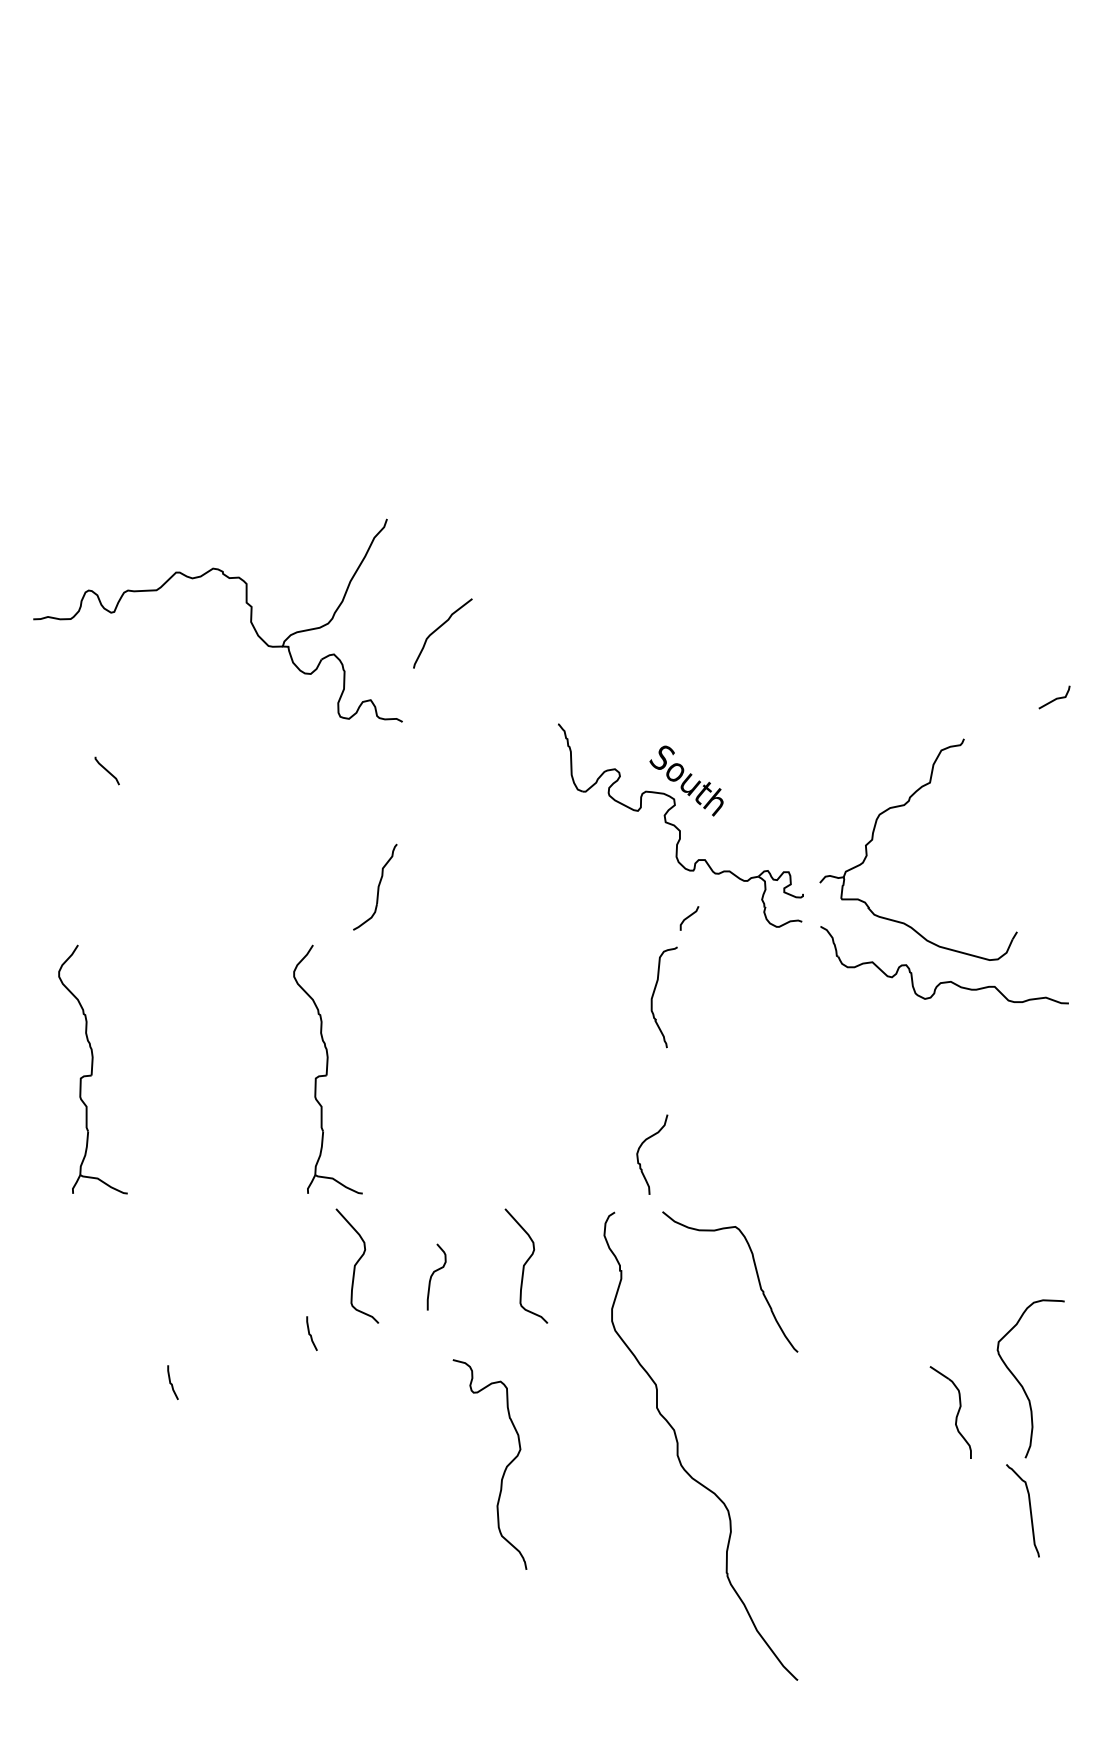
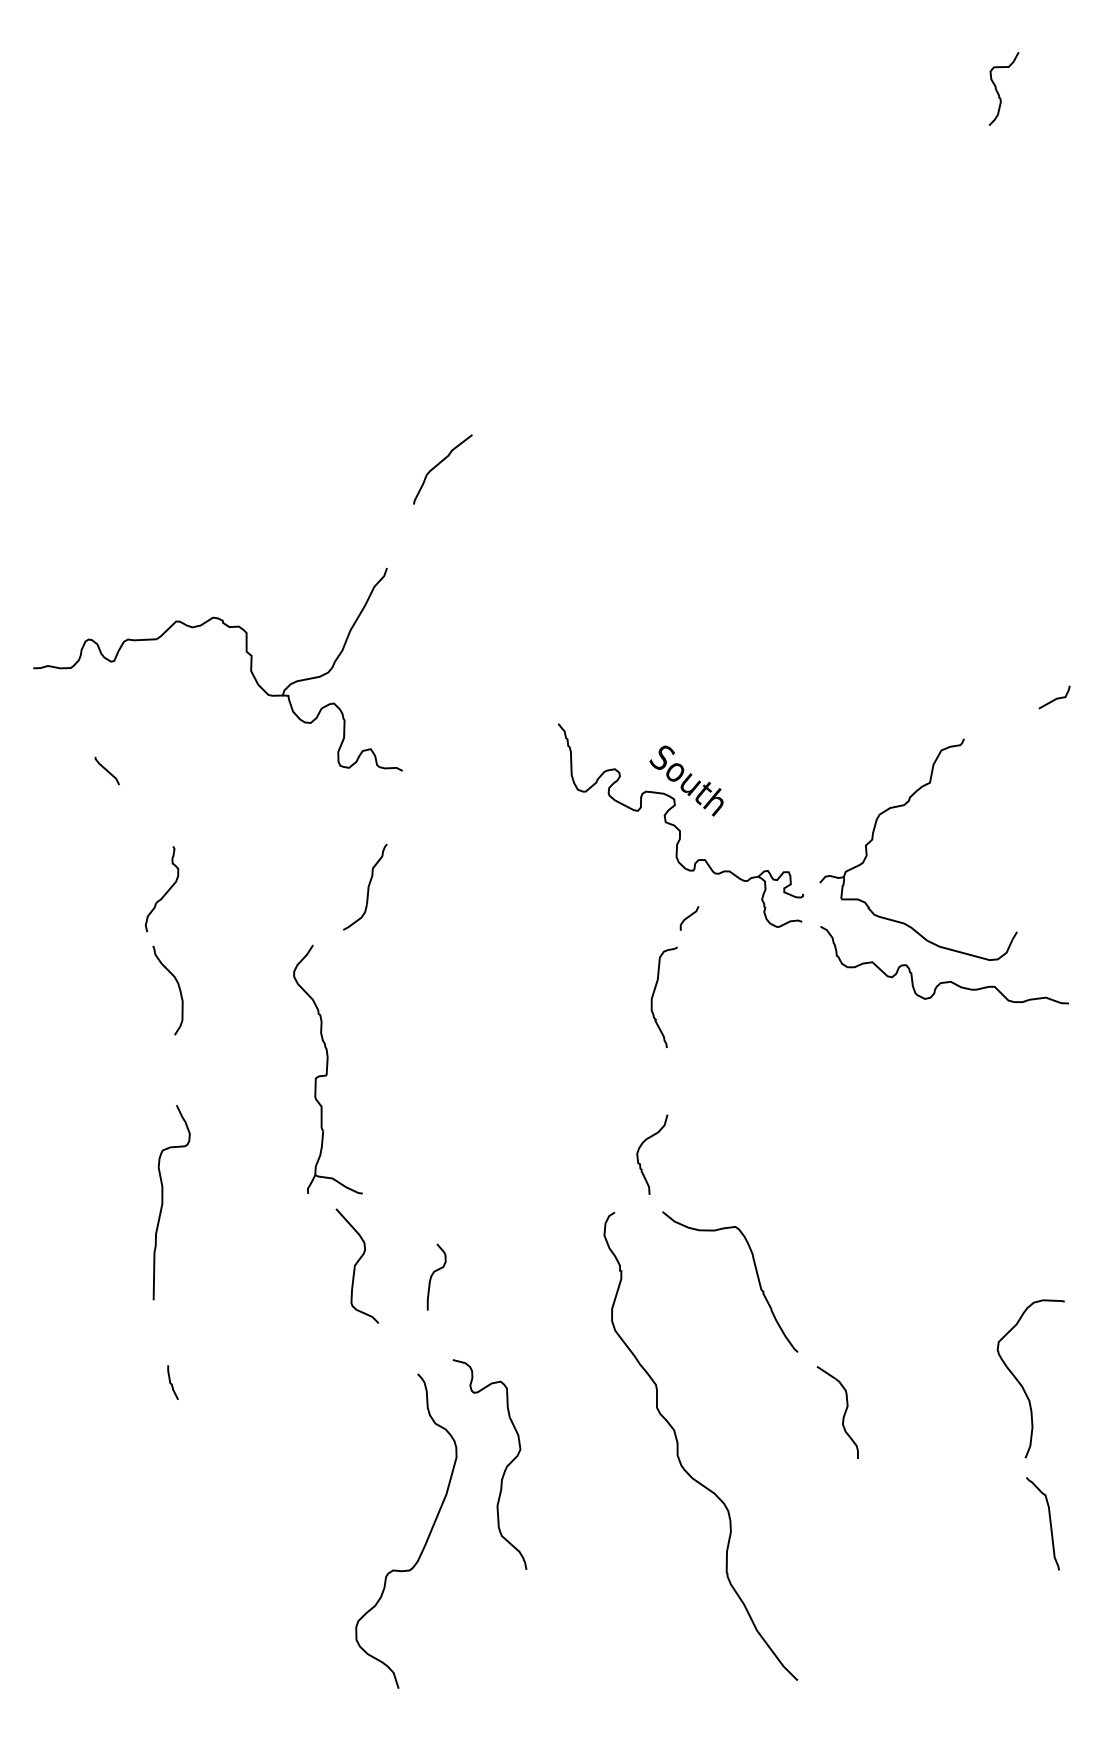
curve: none -> present (998, 91)
part position: (250, 620) -> (250, 669) (250, 669)
curve position: (438, 629) -> (438, 465) (438, 465)
part position: (375, 886) -> (365, 886) (365, 886)
part: none -> present (161, 889)
curve: none -> present (177, 985)
part: present -> none (92, 1069)
curve: none -> present (163, 1202)
curve: present -> none (525, 1265)
curve: present -> none (310, 1333)
part position: (956, 1414) -> (843, 1414) (843, 1414)
curve position: (1029, 1510) -> (1049, 1523) (1049, 1523)
curve: none -> present (427, 1536)
